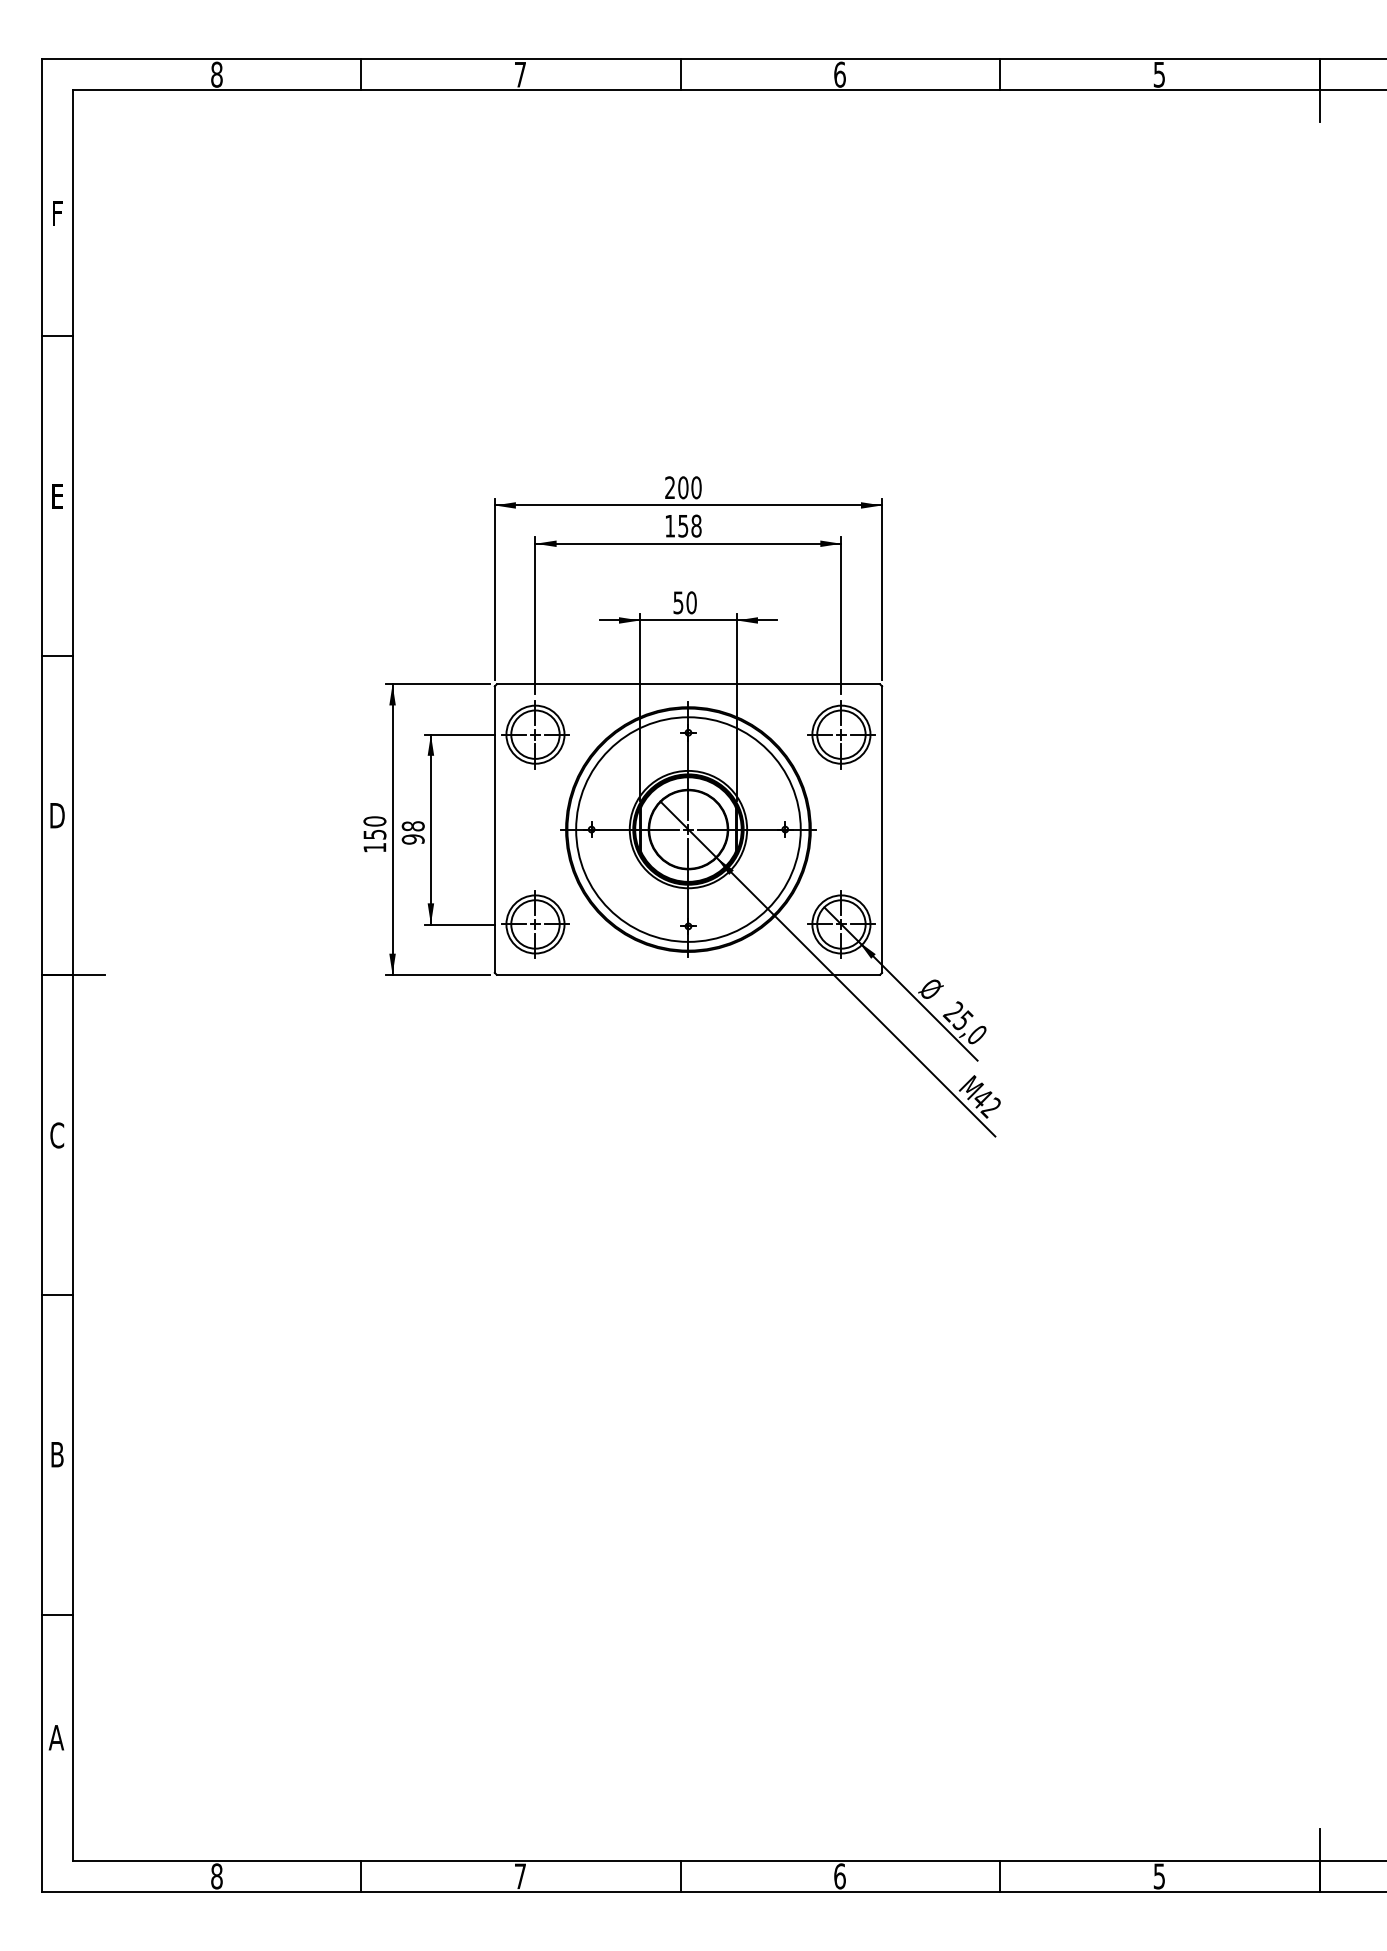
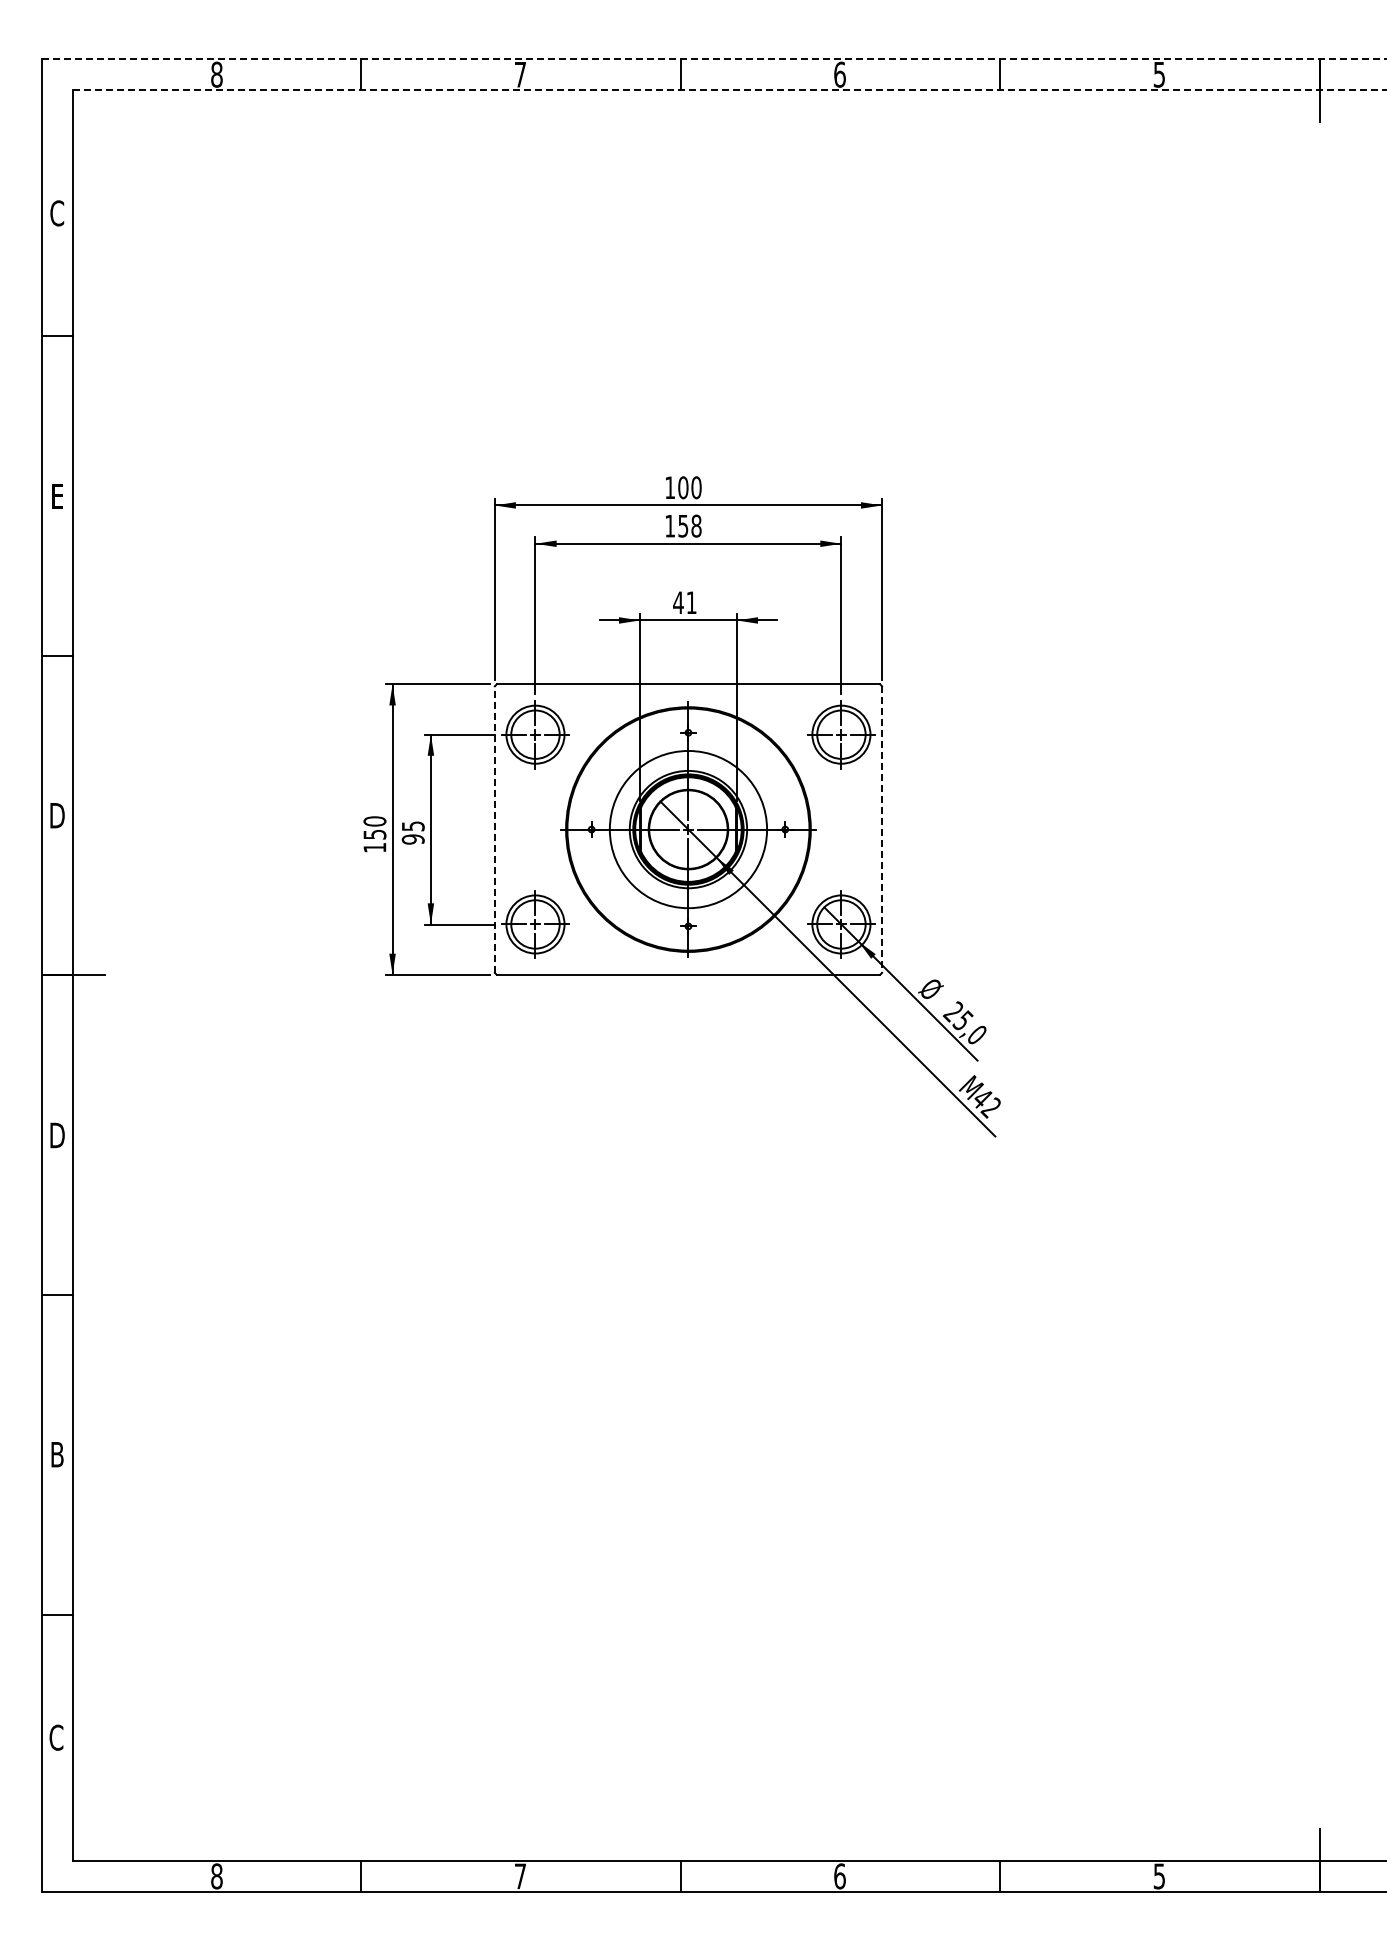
line: solid -> dashed (714, 58)
line: solid -> dashed (730, 90)
text: F -> C (57, 213)
text: 200 -> 100 (669, 487)
text: 50 -> 41 (684, 602)
text: 98 -> 95 (412, 826)
line: solid -> dashed (494, 829)
circle diameter: 225 px -> 157 px (688, 829)
line: solid -> dashed (882, 830)
text: C -> D (57, 1135)
text: A -> C (56, 1737)
